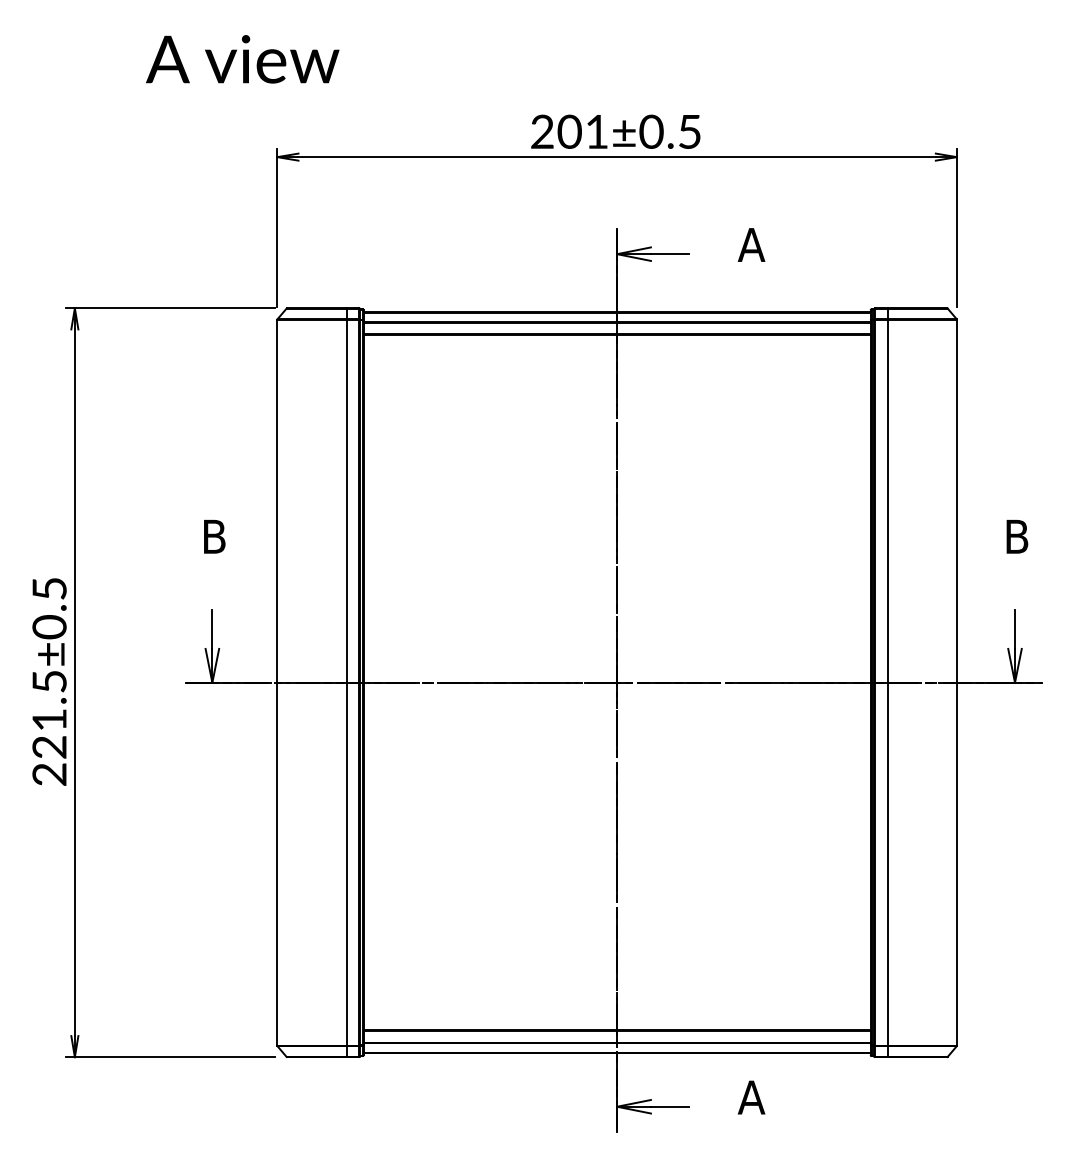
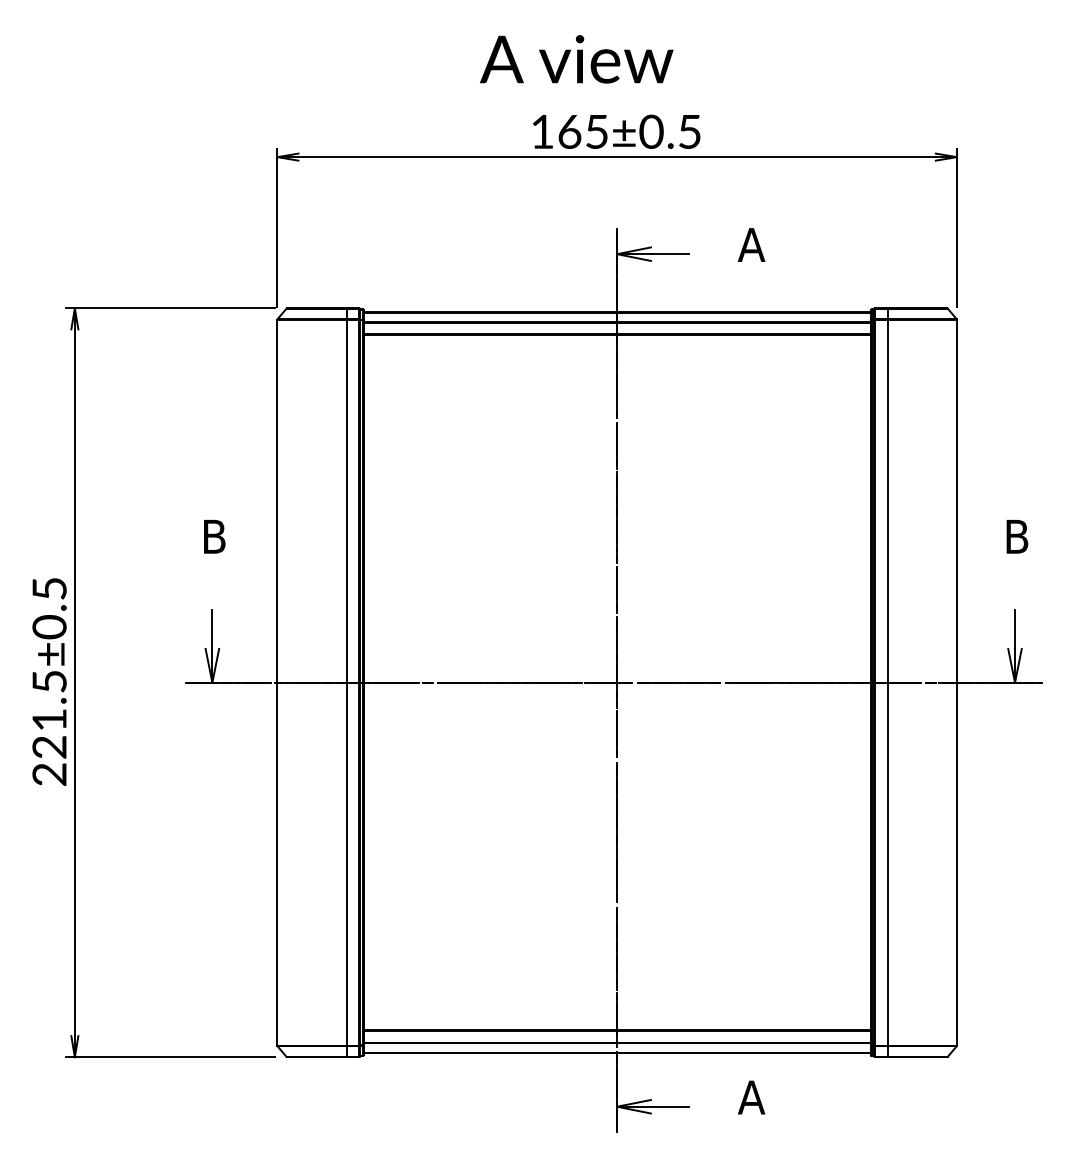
text position: (242, 59) -> (576, 59) (576, 59)
text: 201±0.5 -> 165±0.5 (569, 131)
